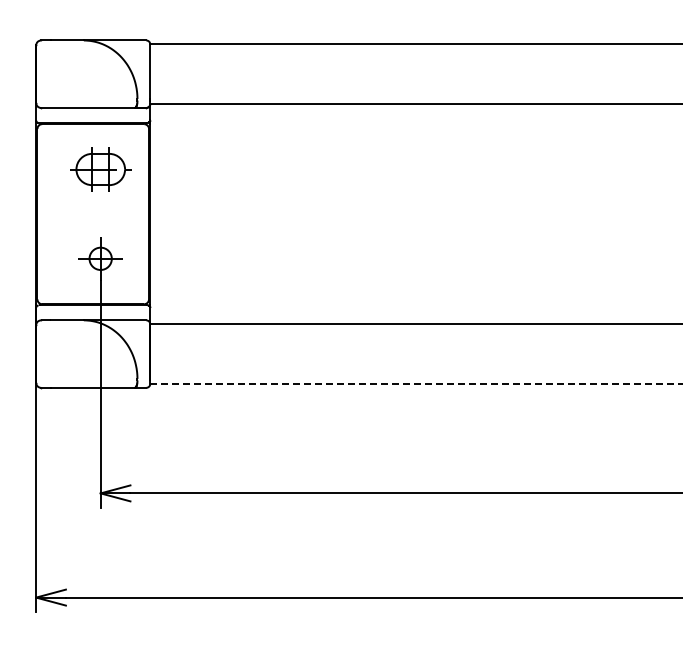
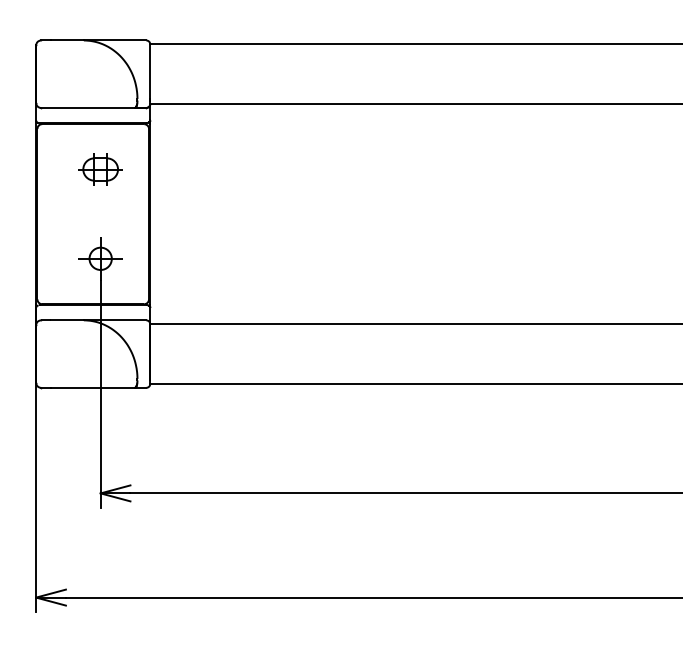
part size: 62x45 px -> 45x33 px (100, 169)
line: dashed -> solid (416, 383)
